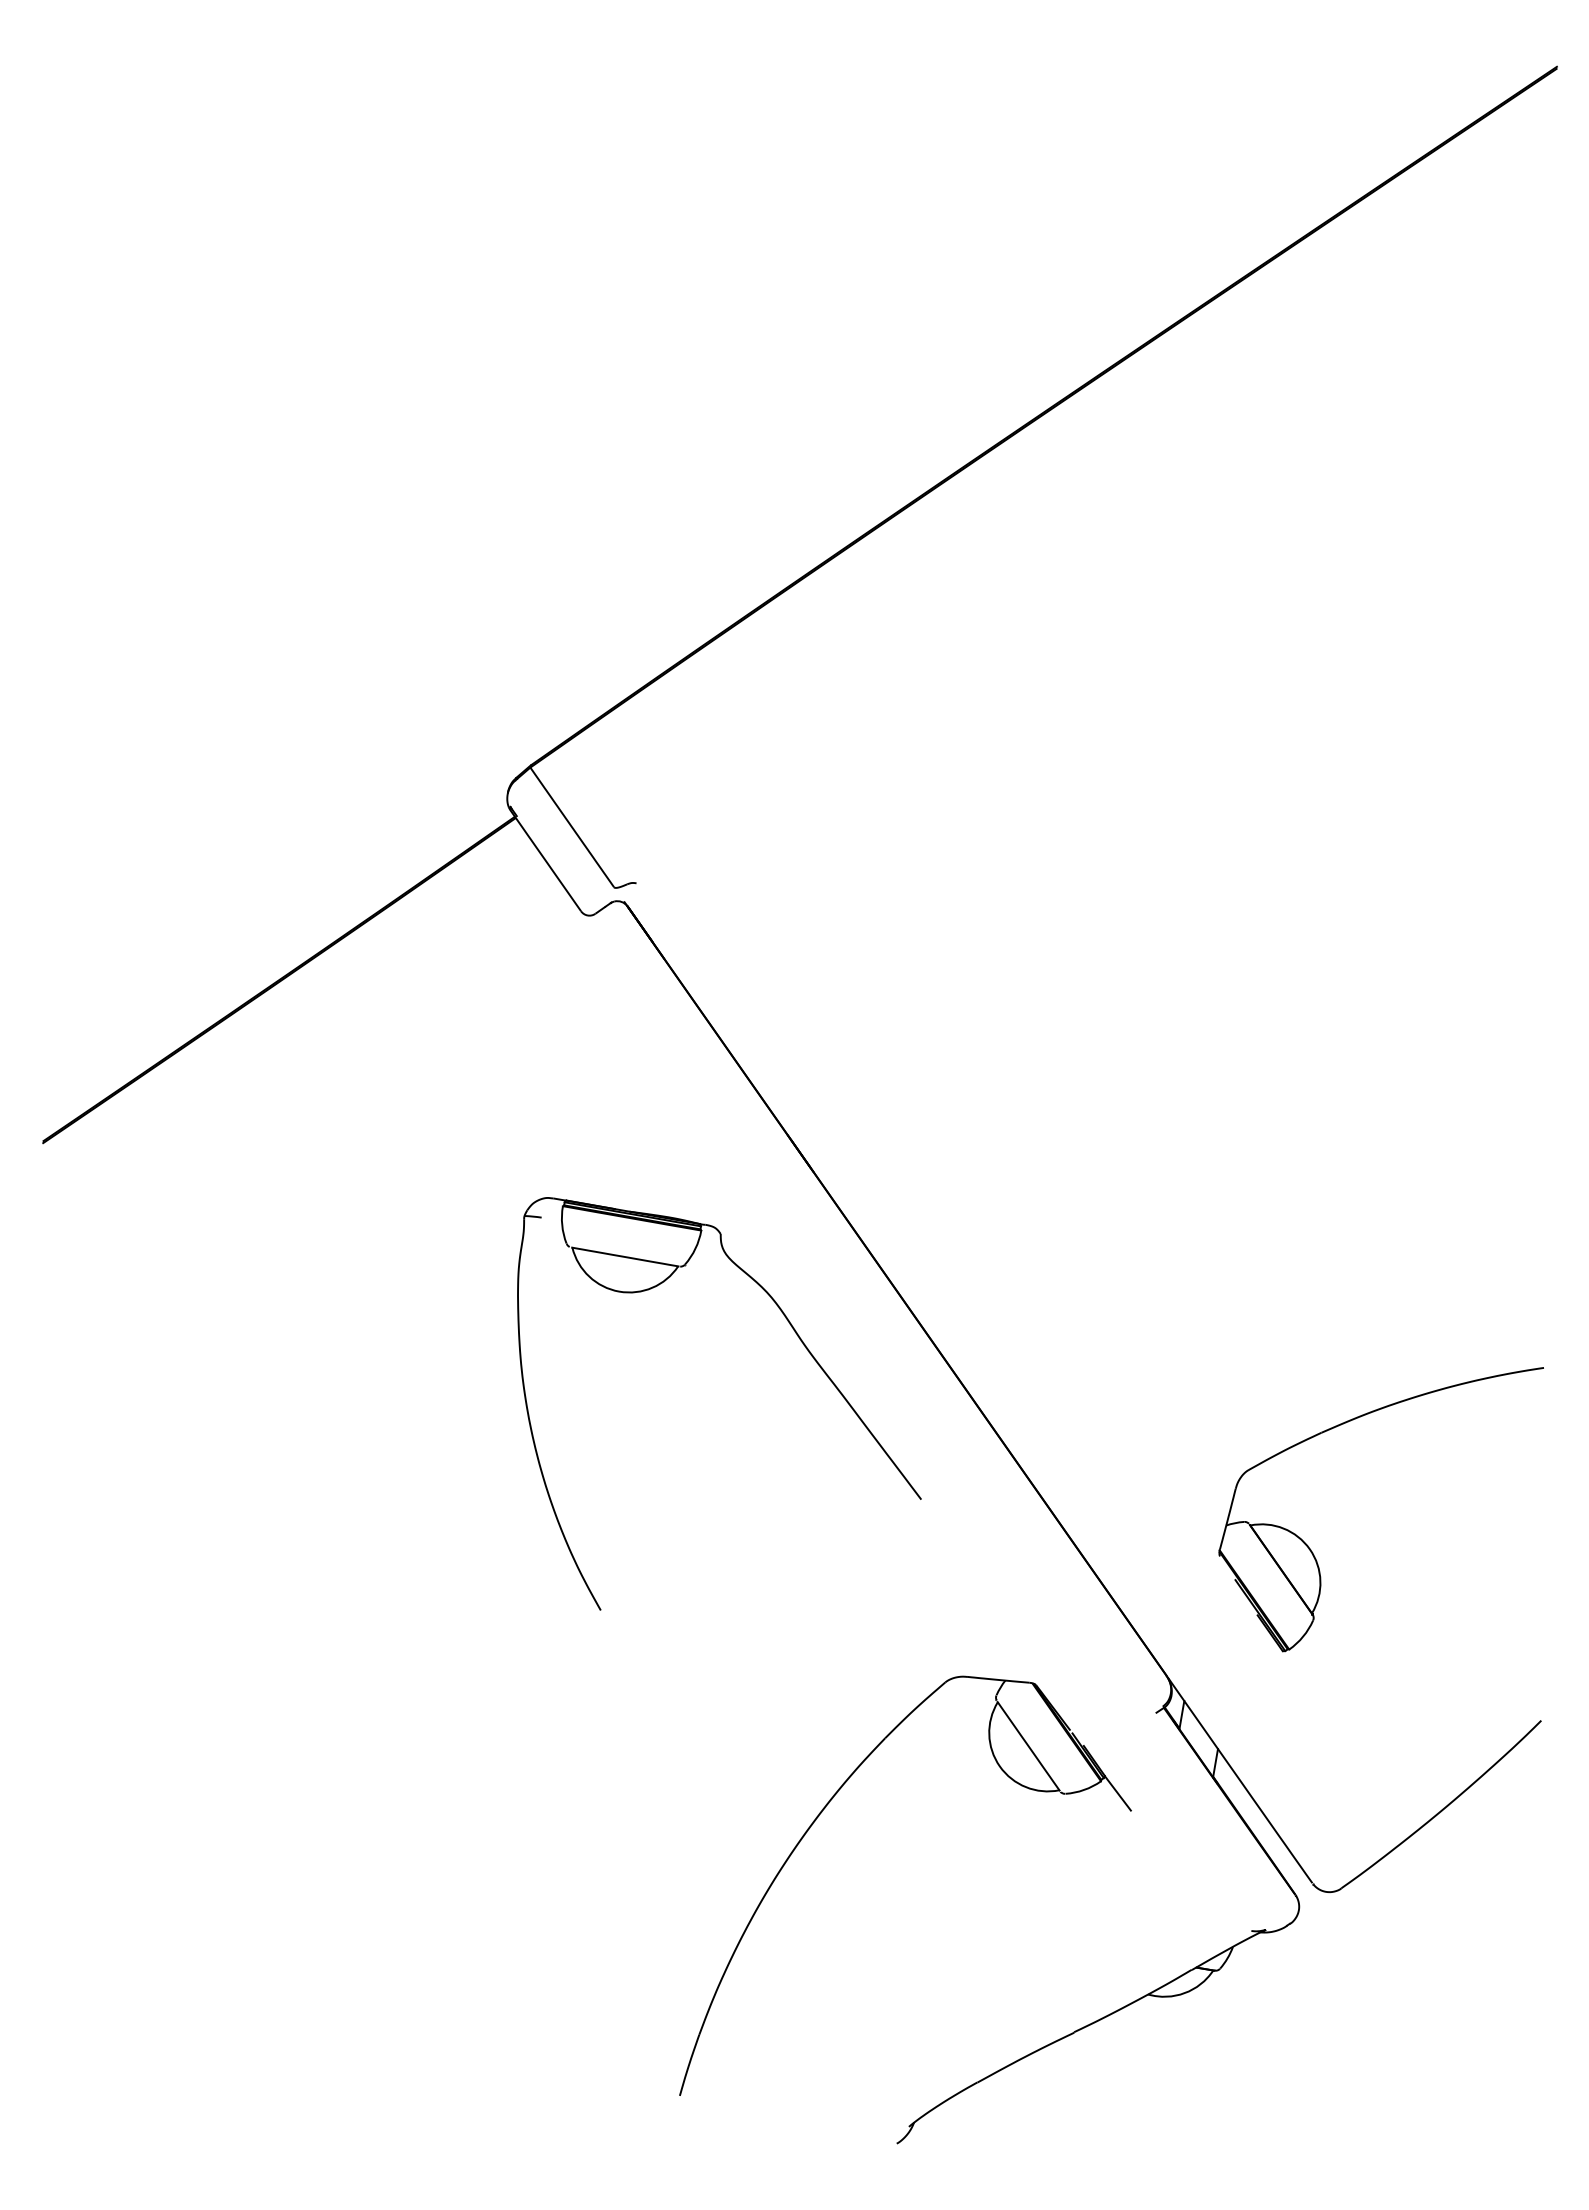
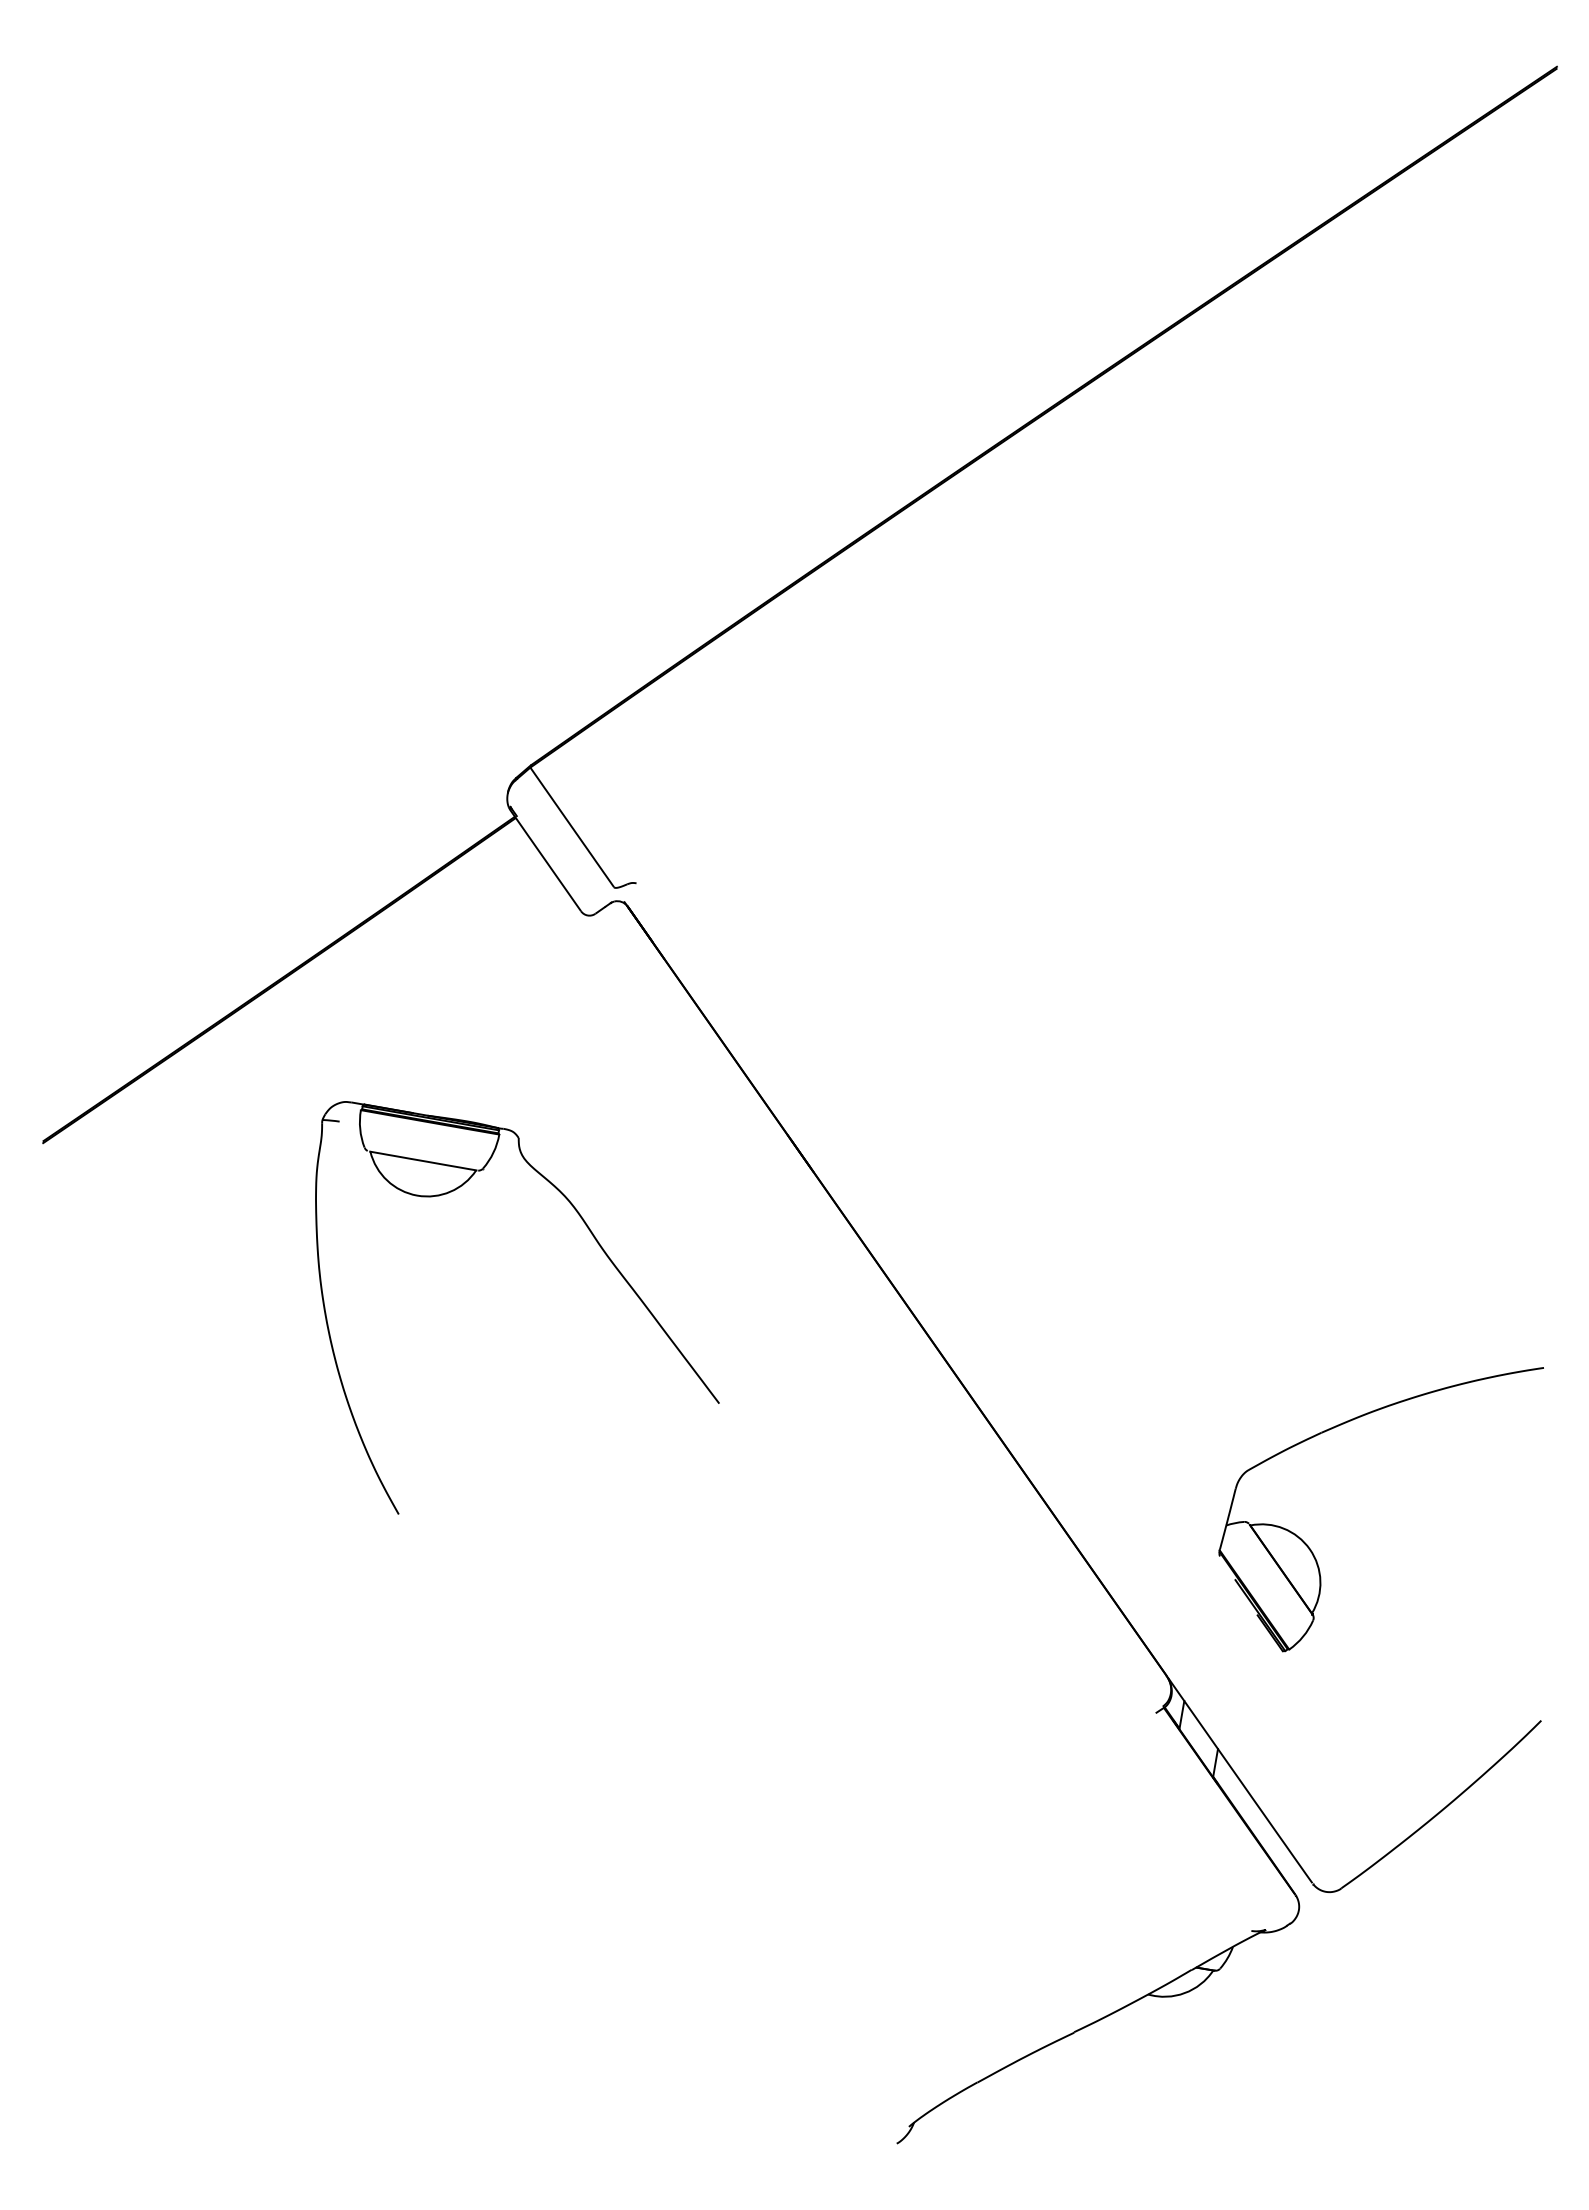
part position: (803, 1345) -> (601, 1249) (601, 1249)
part: present -> none (816, 1820)
